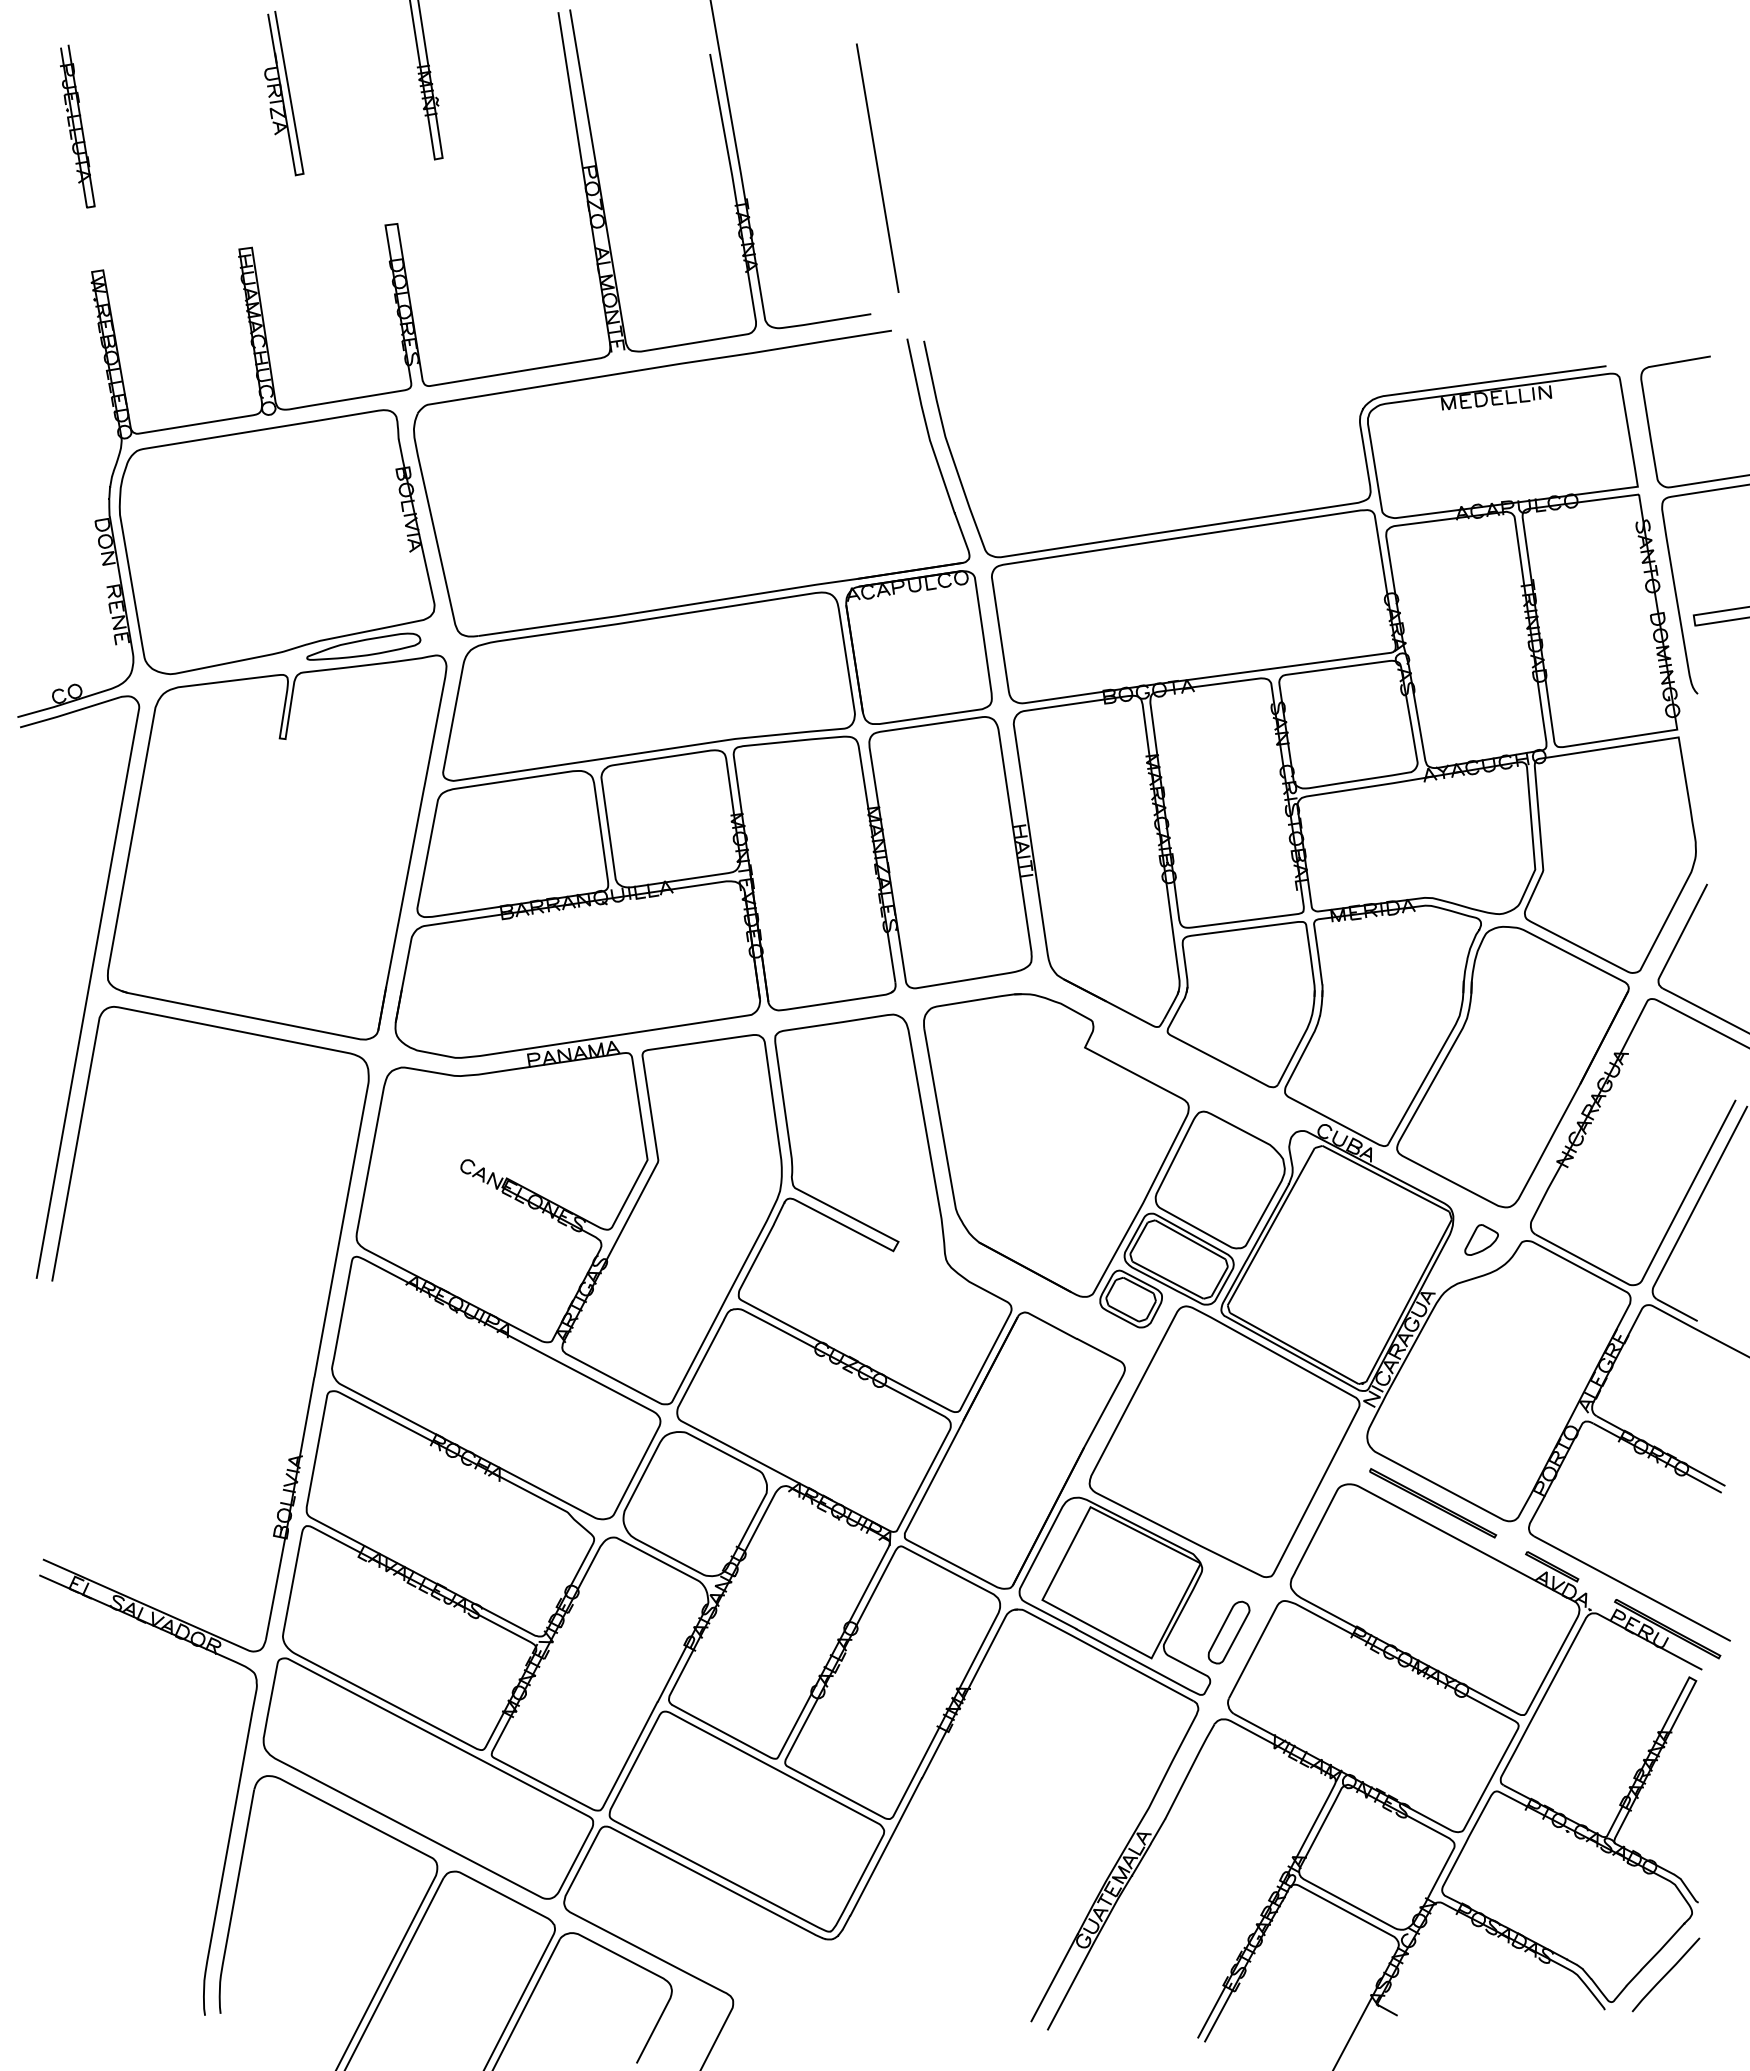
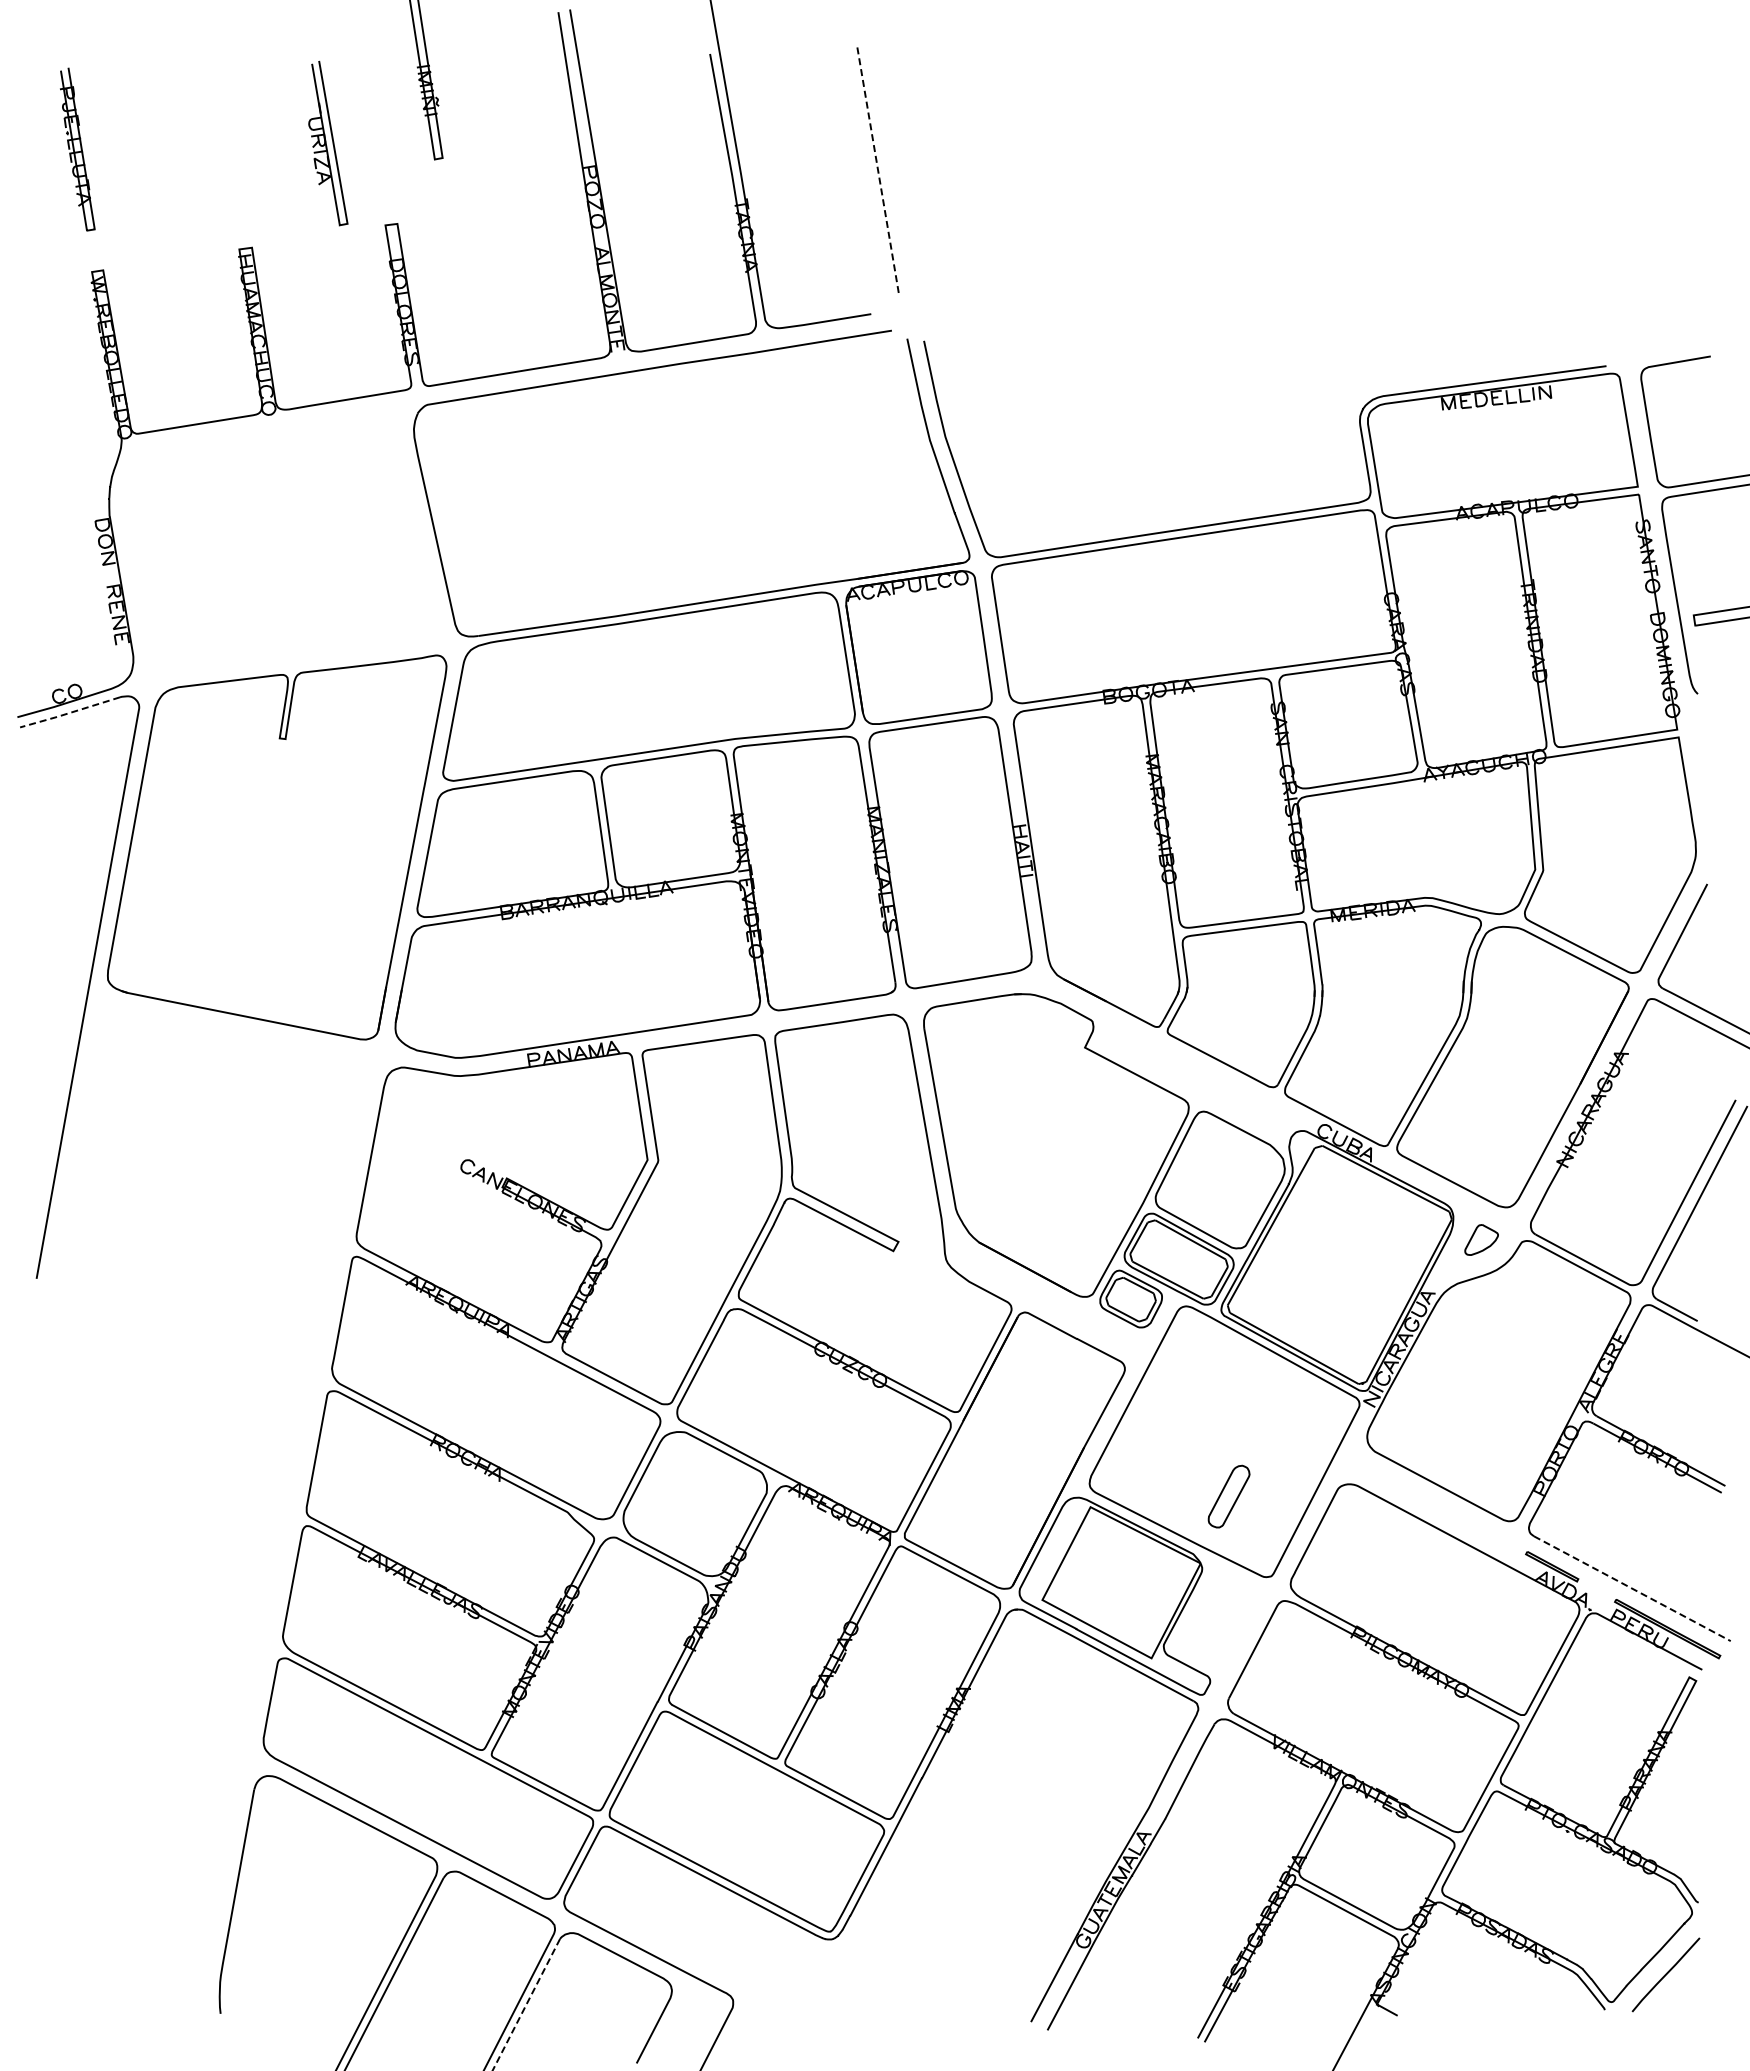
part position: (284, 93) -> (328, 143) (328, 143)
part position: (77, 126) -> (77, 149) (77, 149)
line: solid -> dashed (877, 167)
part: present -> none (276, 542)
line: solid -> dashed (69, 713)
part: present -> none (1433, 1503)
part: present -> none (274, 1527)
line: solid -> dashed (1632, 1588)
part position: (1228, 1632) -> (1228, 1496) (1228, 1496)
line: solid -> dashed (526, 2004)
